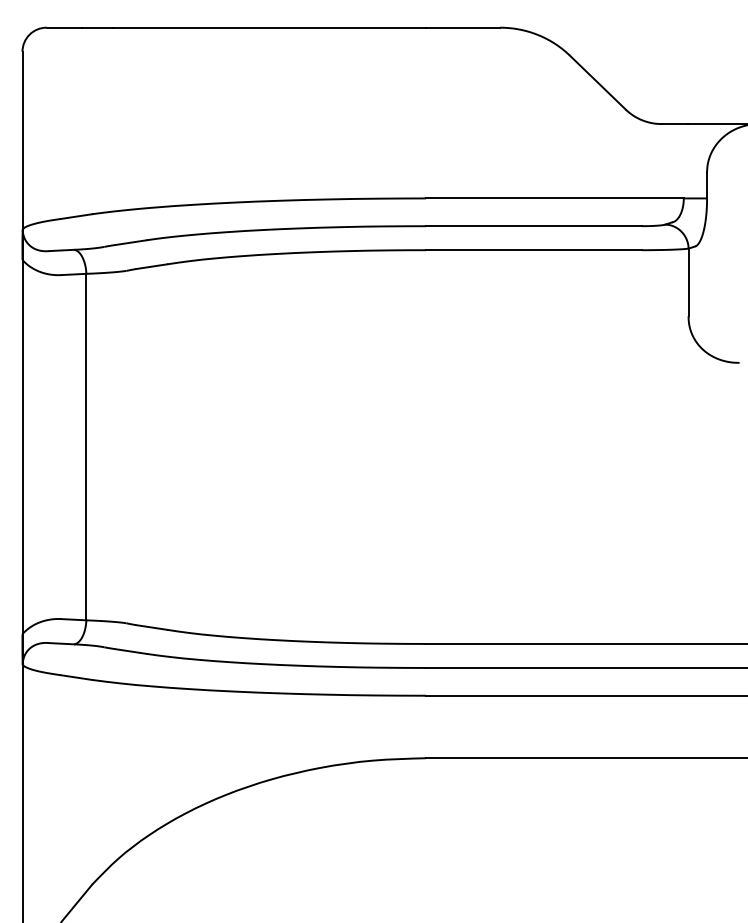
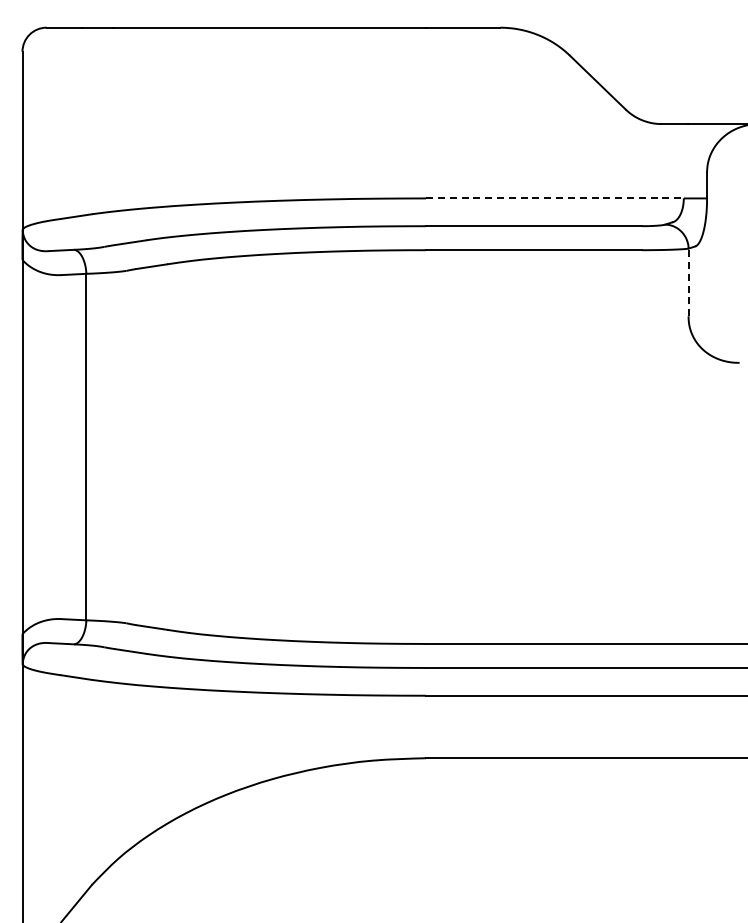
line: solid -> dashed (554, 198)
line: solid -> dashed (688, 282)
